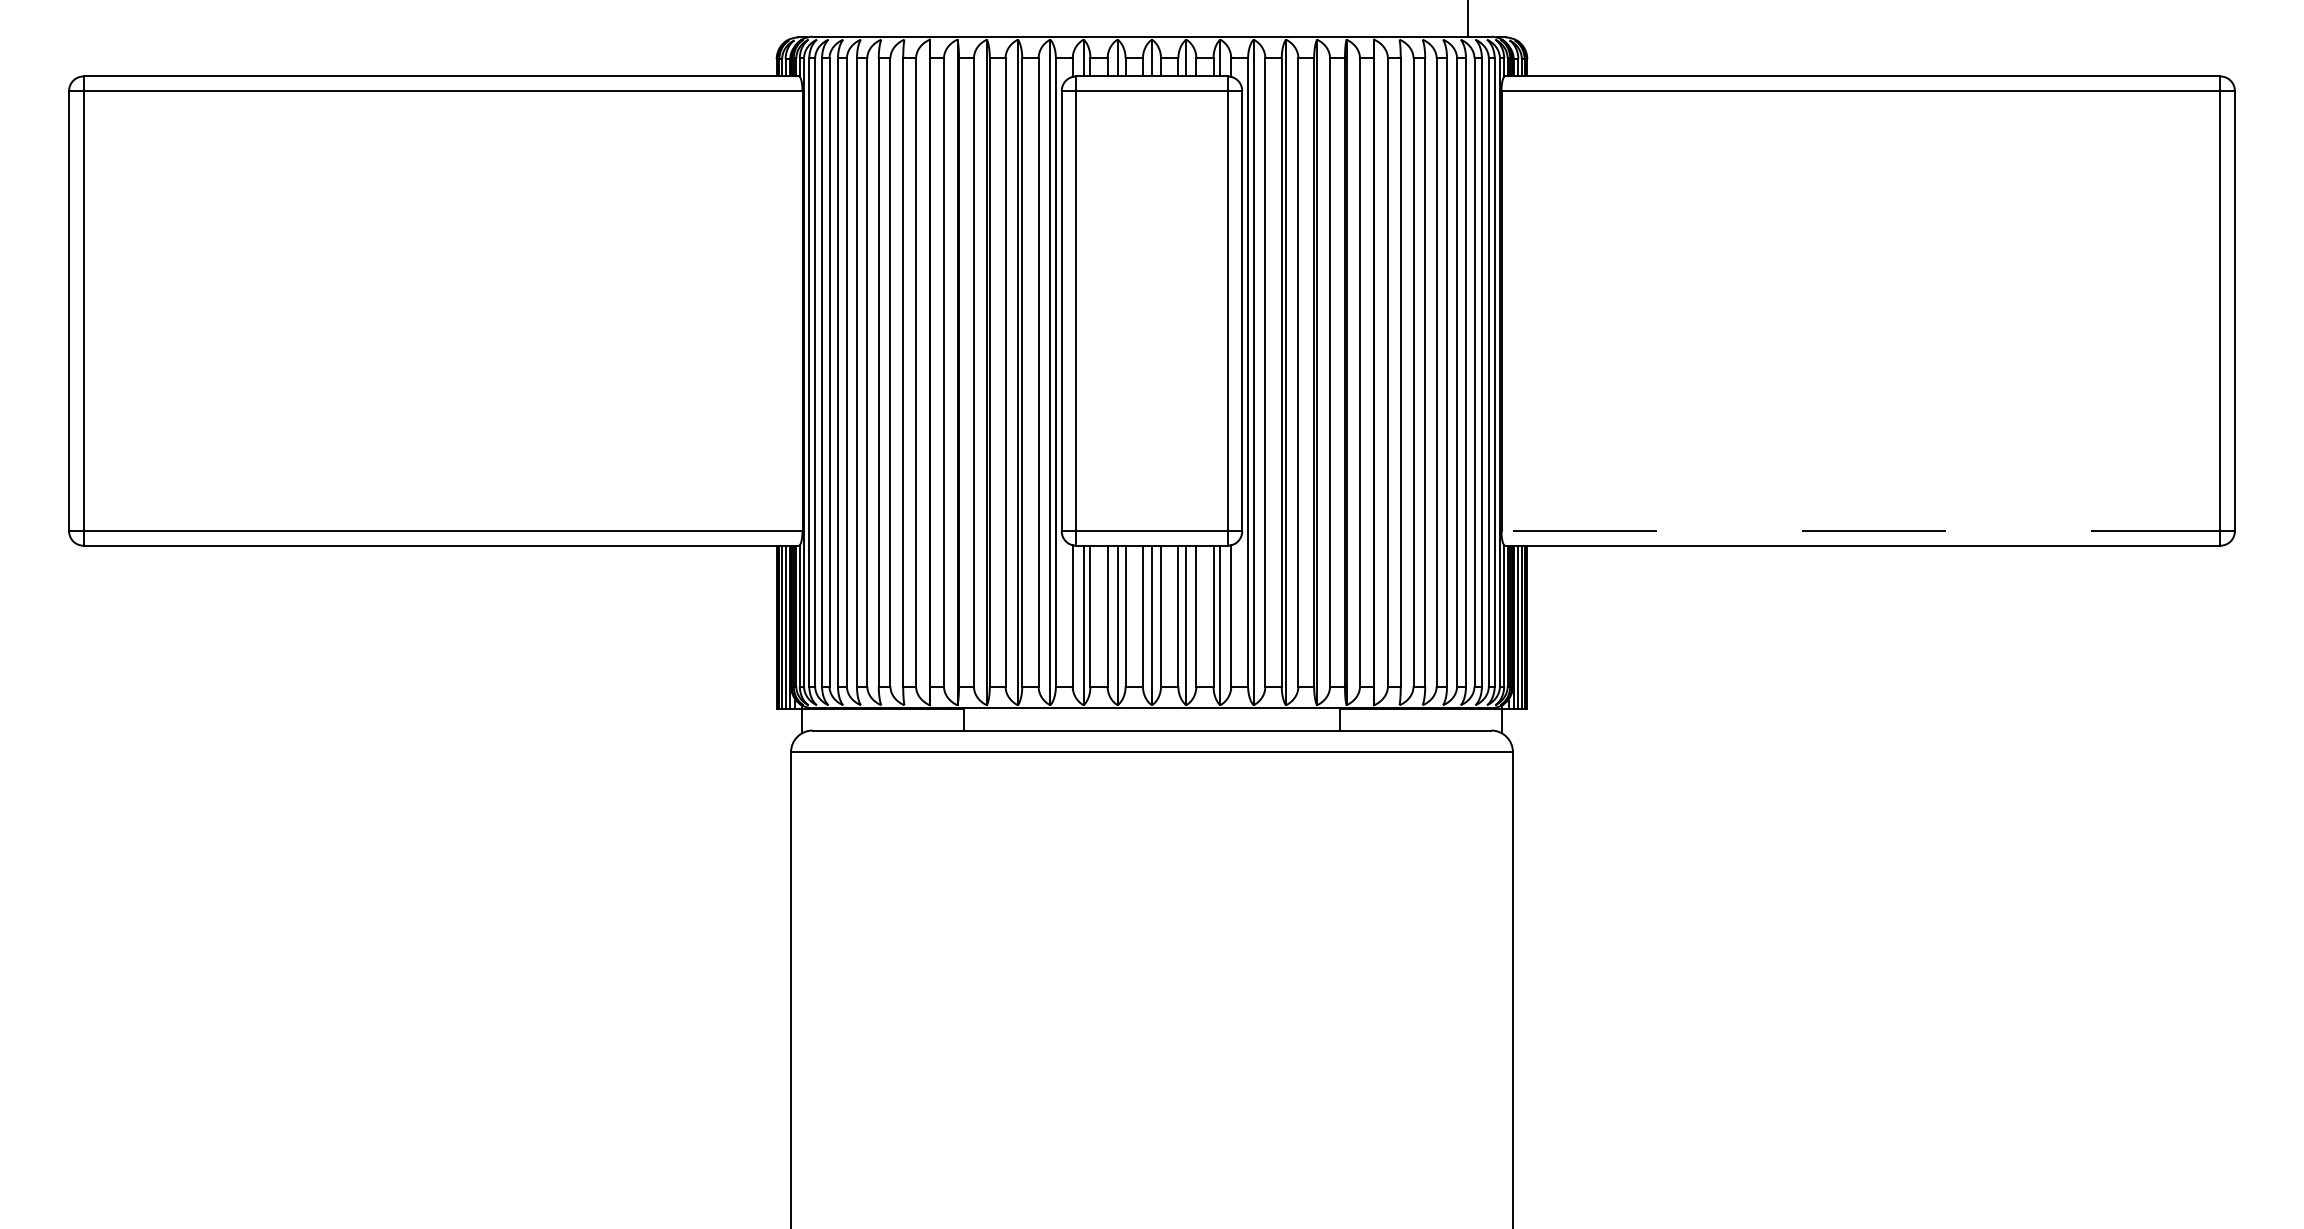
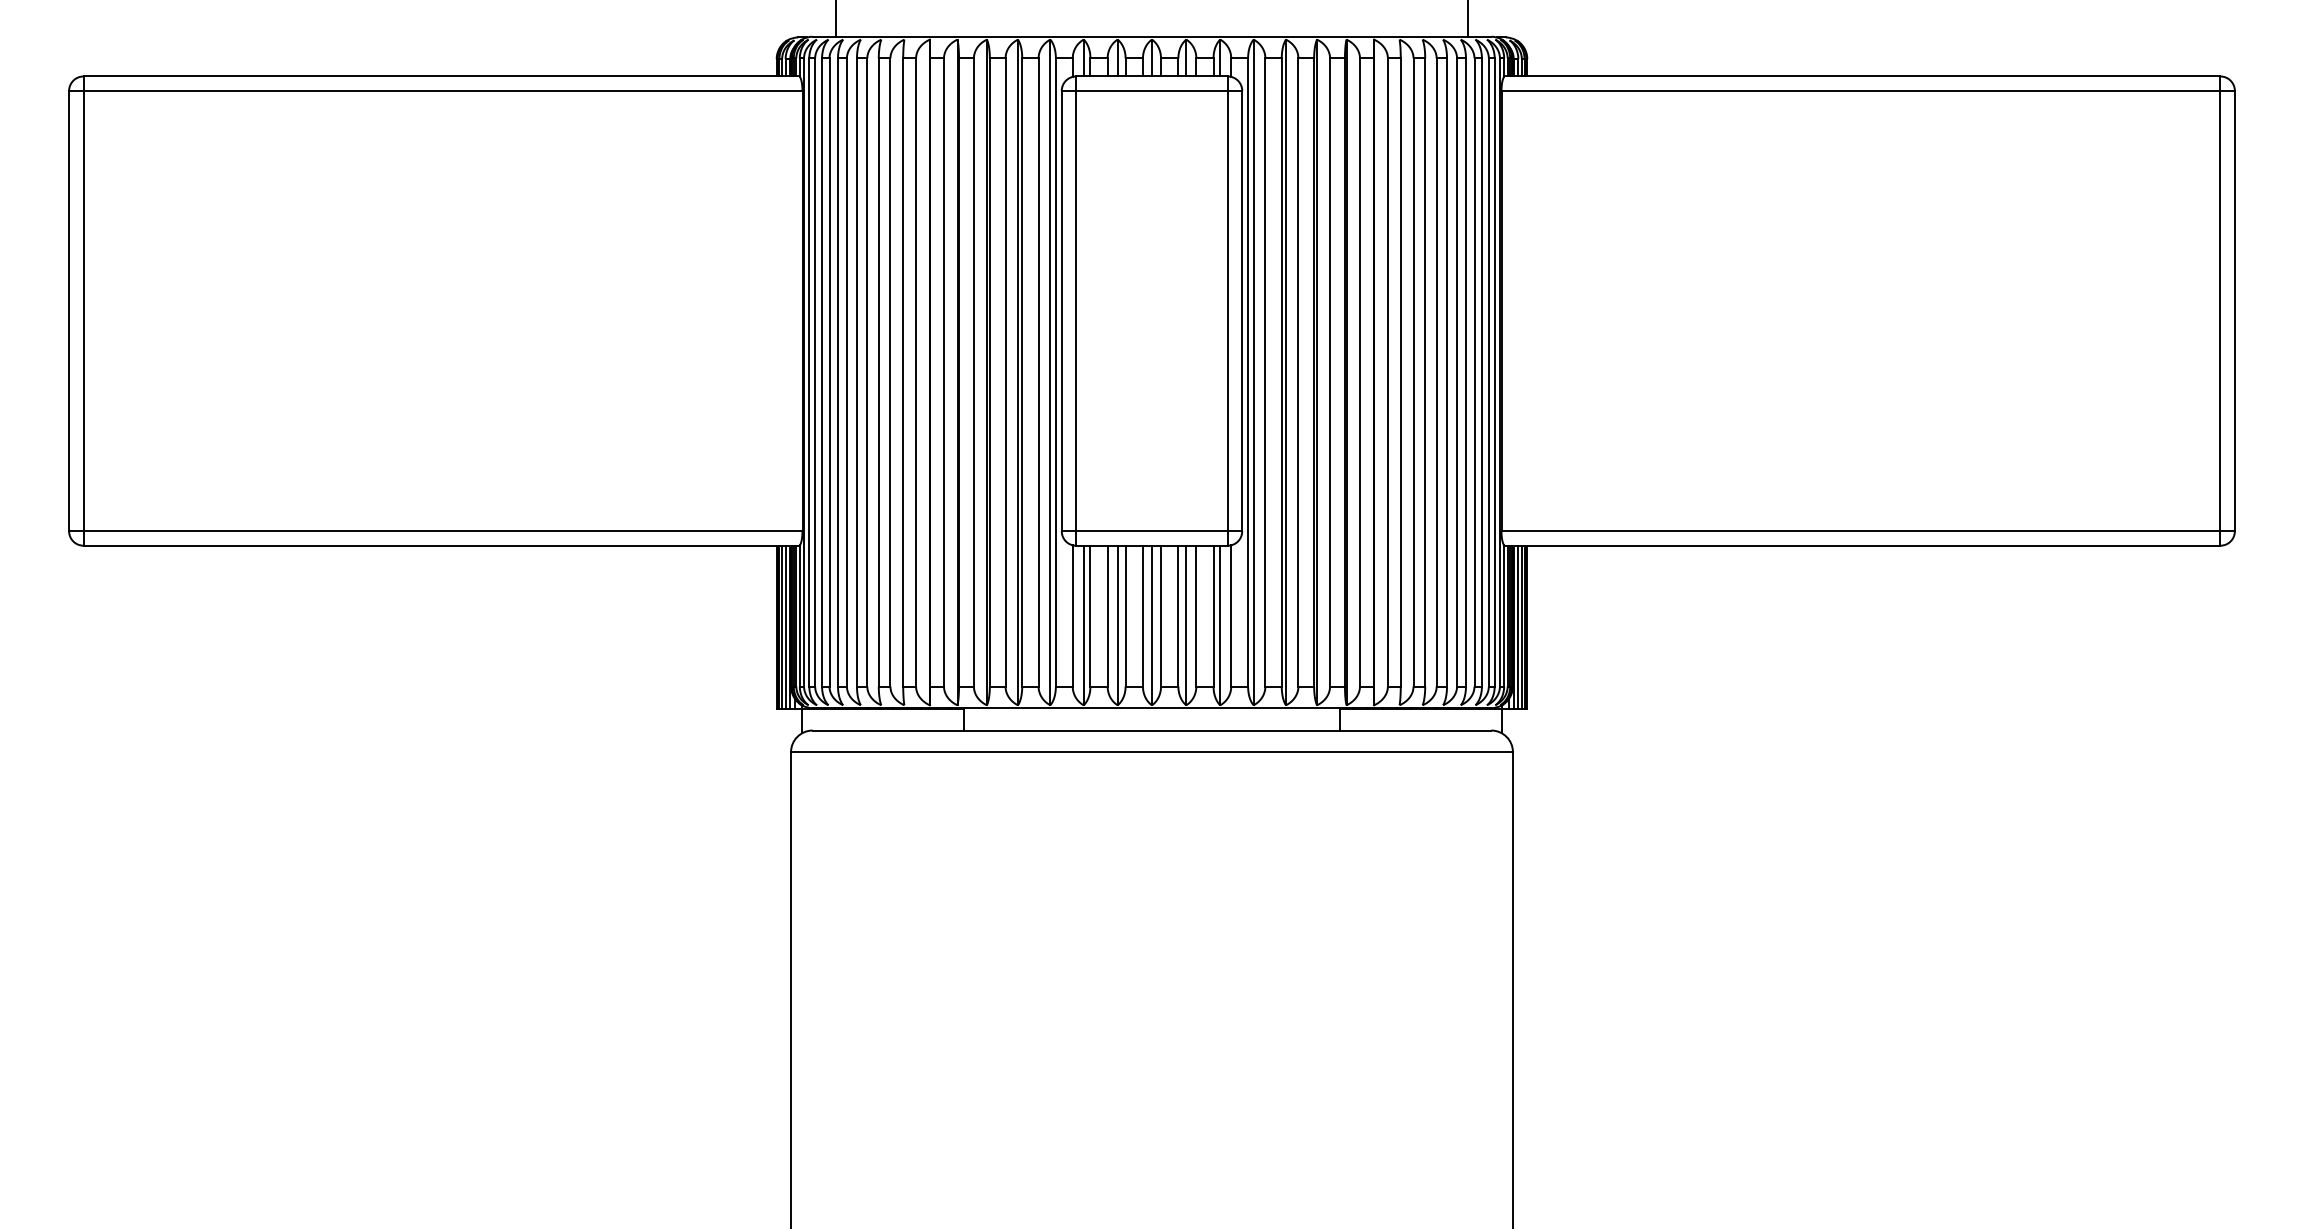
line: none -> present (836, 19)
line: dashed -> solid (1868, 531)
